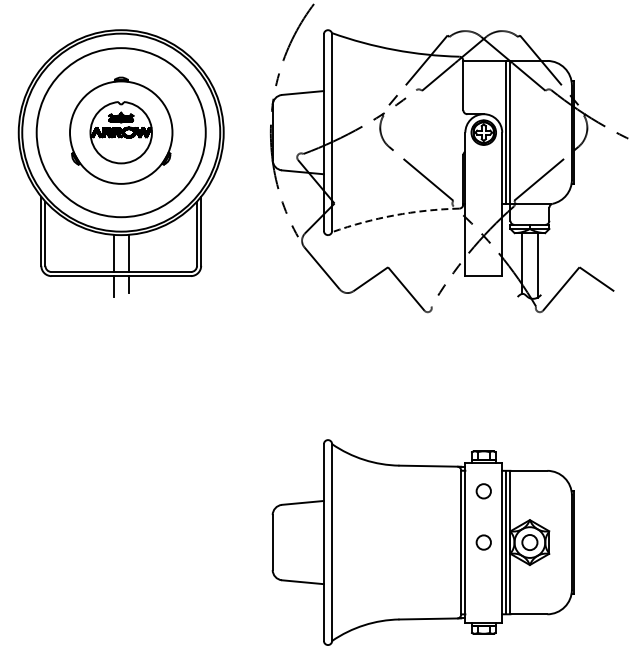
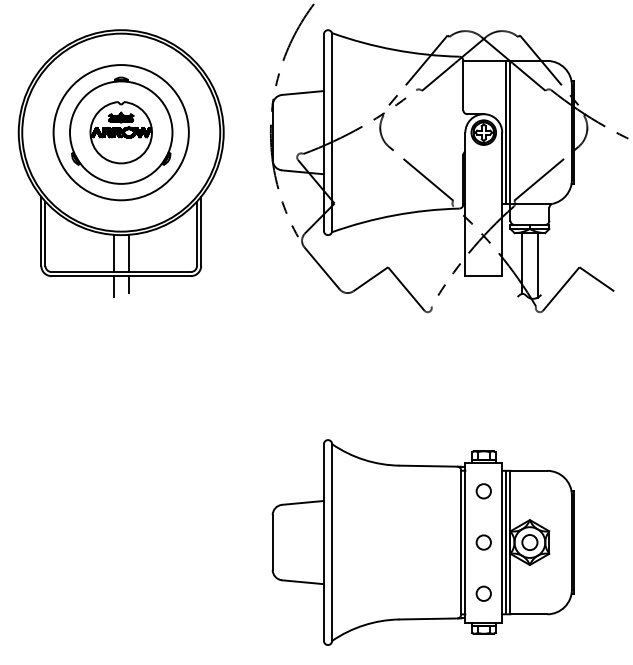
circle diameter: 169 px -> 135 px (120, 132)
arc: dashed -> solid (394, 215)
circle: none -> present (483, 593)
